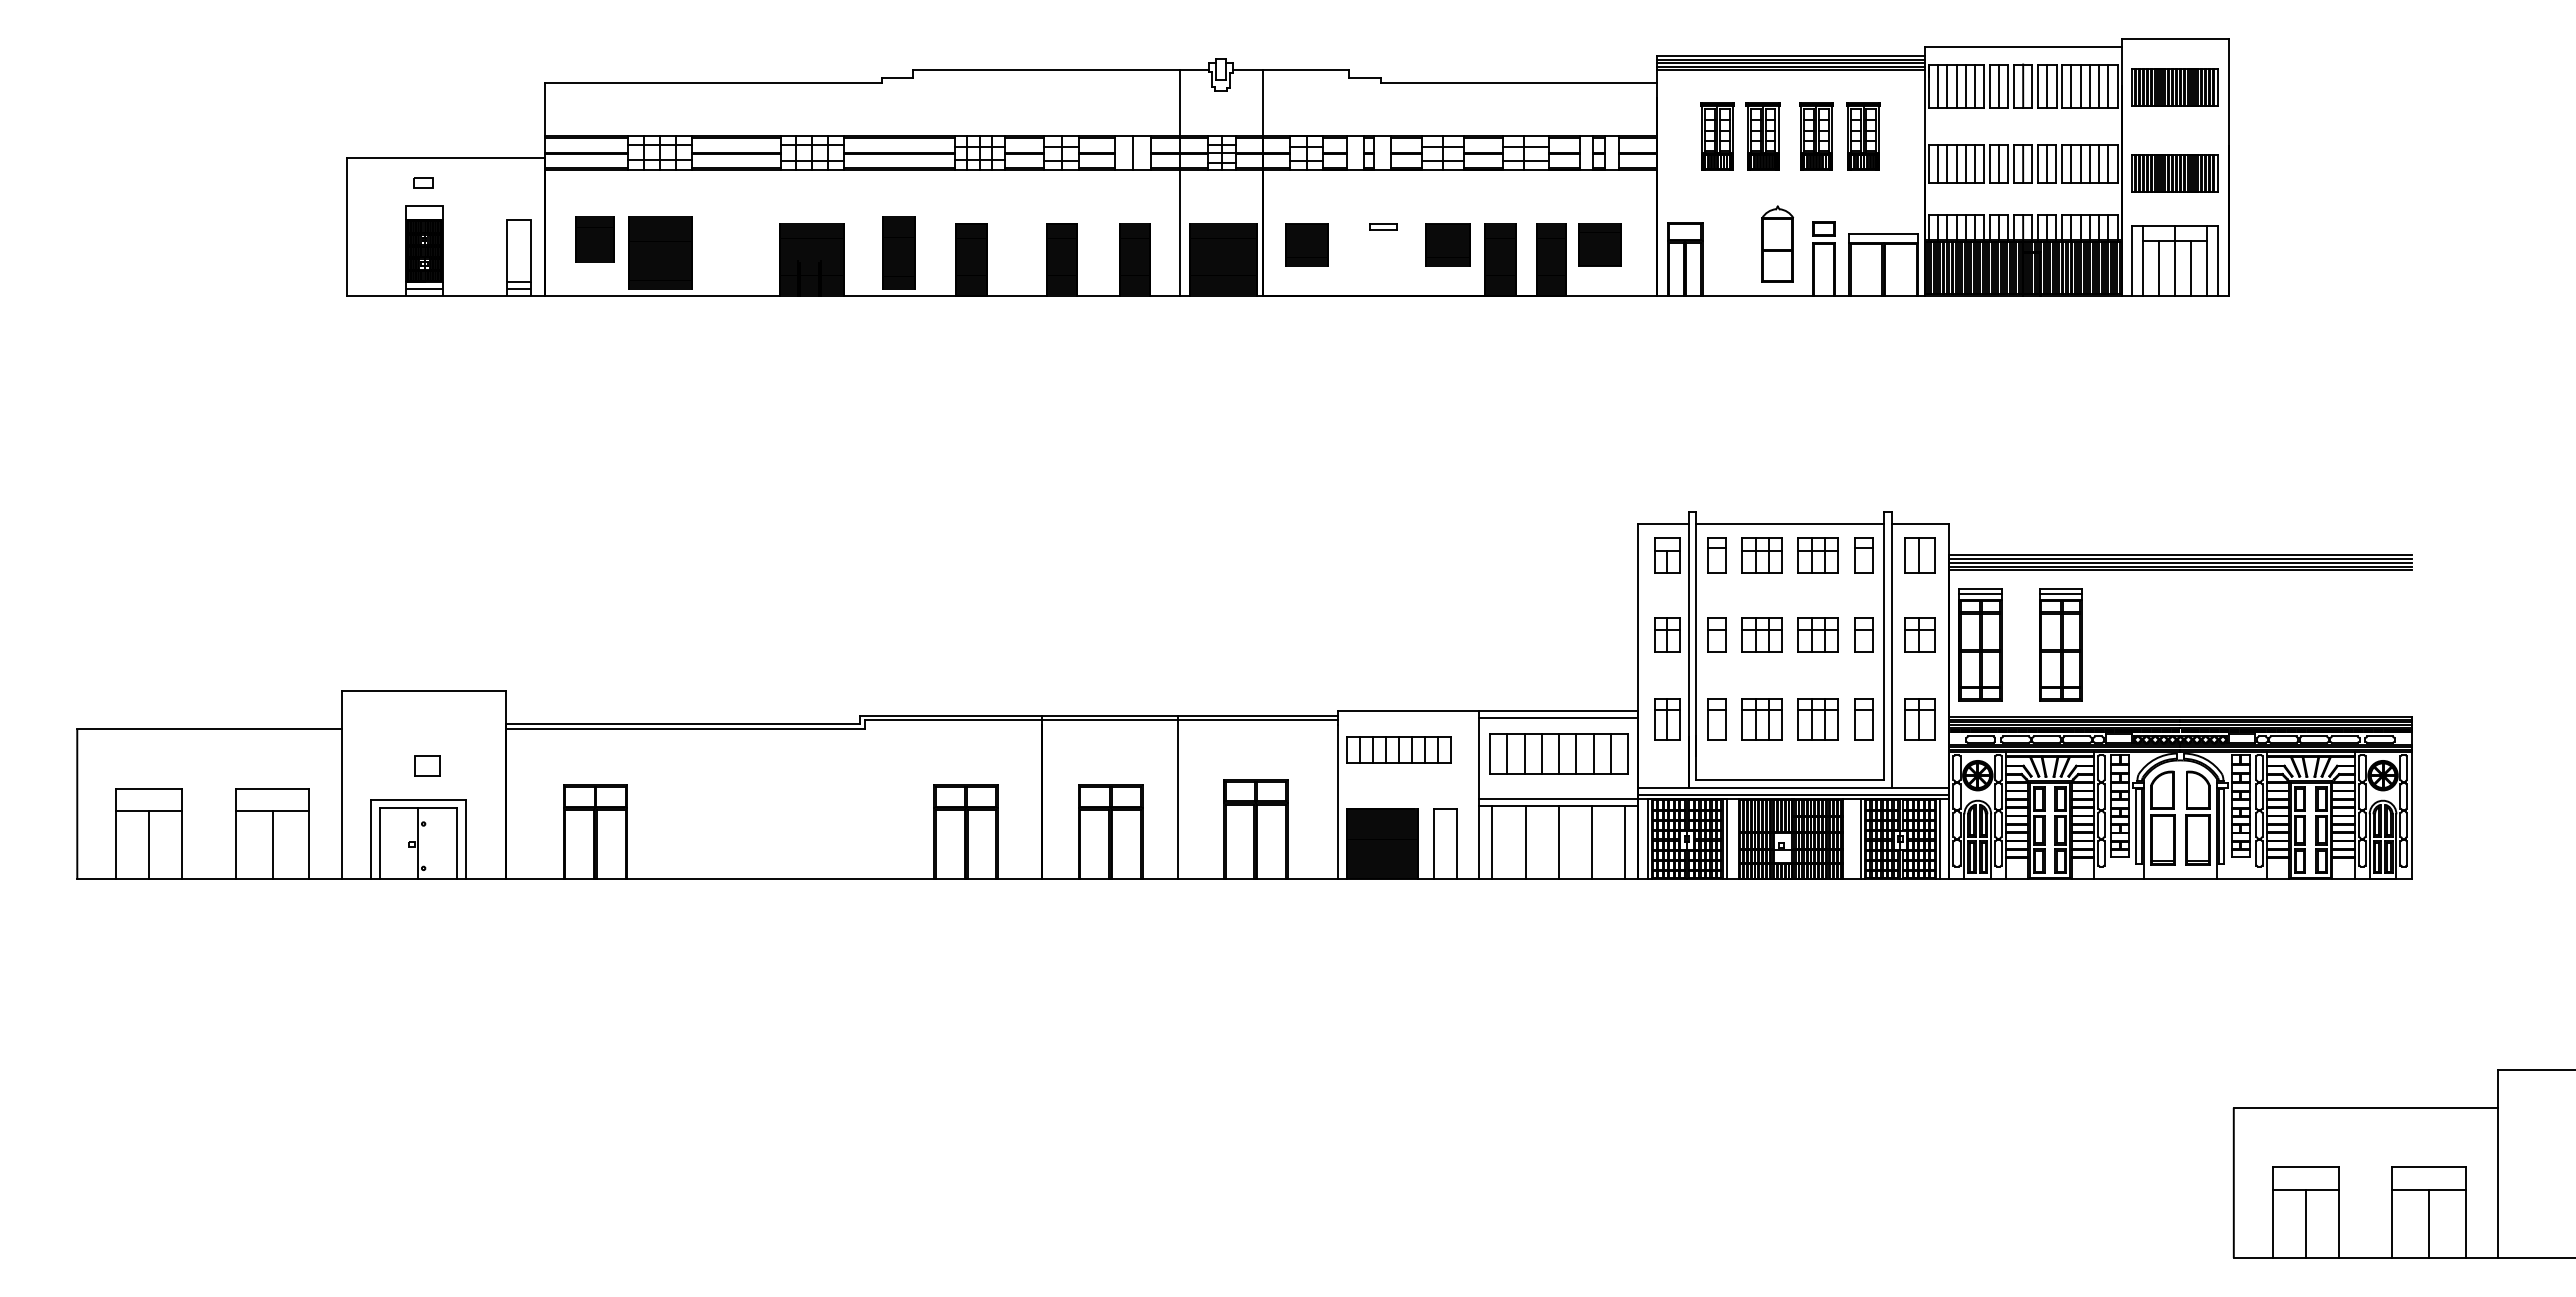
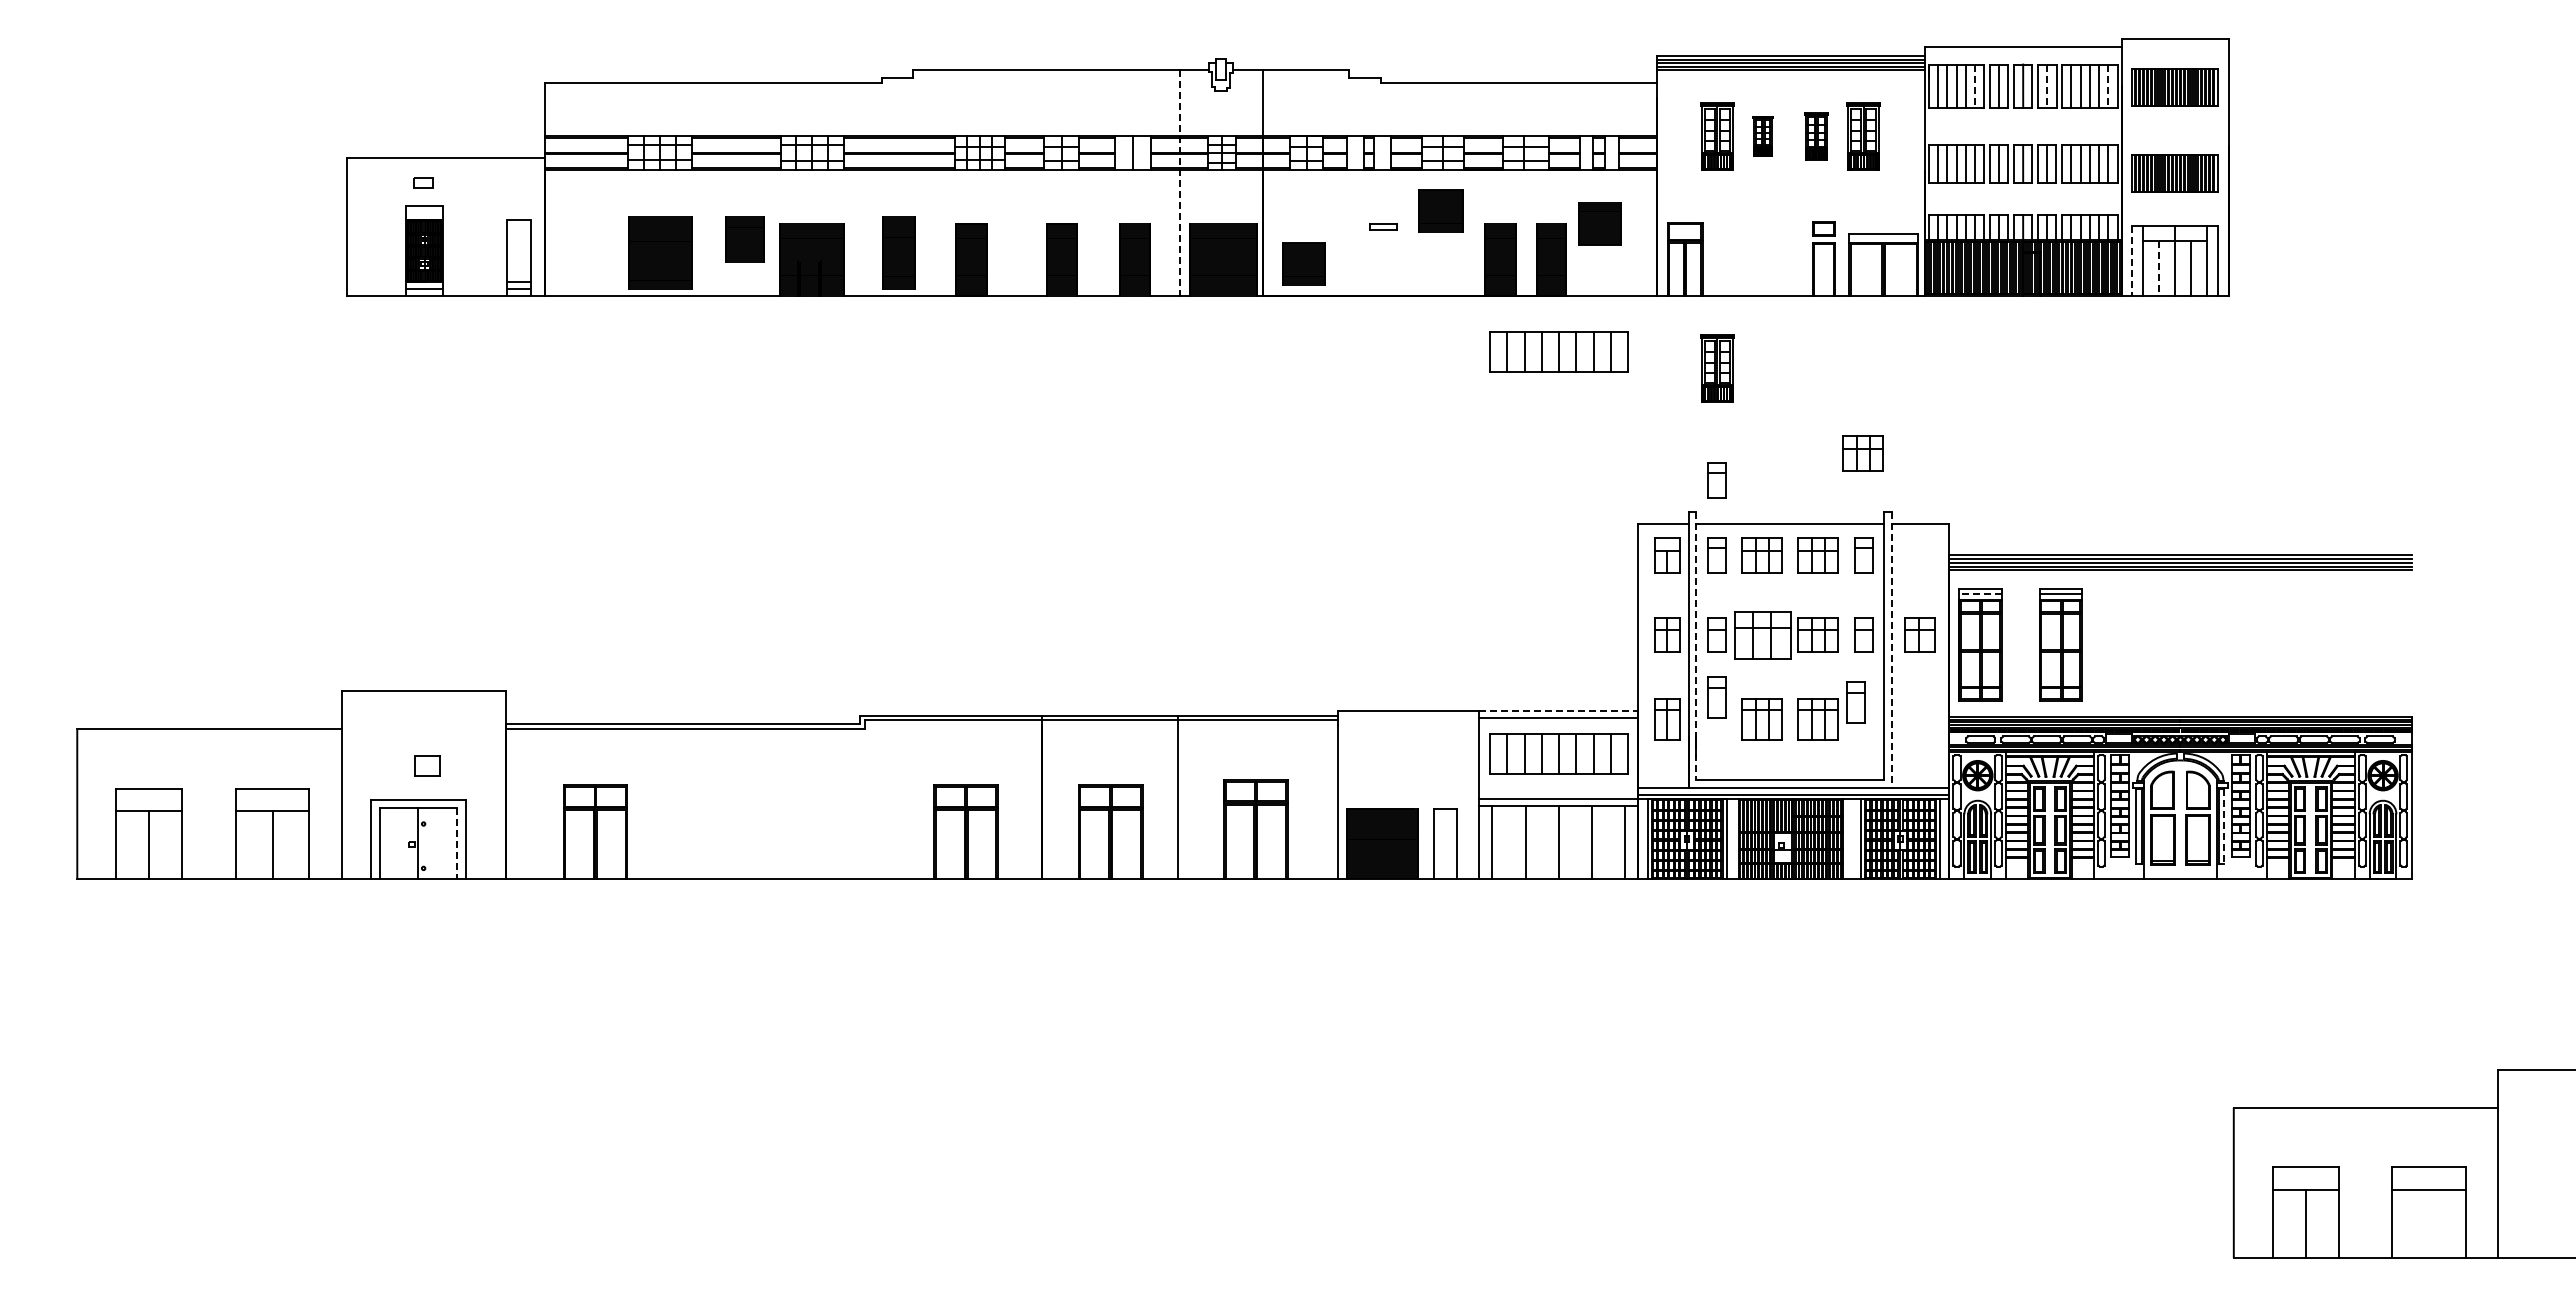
line: solid -> dashed (1975, 86)
line: solid -> dashed (2047, 86)
line: solid -> dashed (2108, 86)
part size: 36x69 px -> 22x41 px (1762, 136)
part size: 35x69 px -> 25x49 px (1816, 136)
line: solid -> dashed (1180, 183)
part position: (594, 239) -> (744, 239) (744, 239)
part: present -> none (1777, 243)
part position: (1306, 244) -> (1303, 263) (1303, 263)
part position: (1447, 244) -> (1440, 210) (1440, 210)
part position: (1599, 244) -> (1599, 223) (1599, 223)
line: solid -> dashed (2131, 261)
line: solid -> dashed (2158, 269)
part: none -> present (1558, 351)
part: none -> present (1717, 368)
part: none -> present (1862, 453)
part: none -> present (1716, 480)
part: present -> none (1919, 555)
line: solid -> dashed (1979, 594)
part size: 42x36 px -> 58x49 px (1762, 635)
line: solid -> dashed (1696, 645)
line: solid -> dashed (1892, 649)
line: solid -> dashed (1558, 710)
part position: (1716, 719) -> (1716, 697) (1716, 697)
part position: (1863, 719) -> (1855, 702) (1855, 702)
part: present -> none (1919, 719)
part: present -> none (1398, 749)
line: solid -> dashed (2224, 826)
line: solid -> dashed (456, 843)
line: present -> none (2429, 1223)
